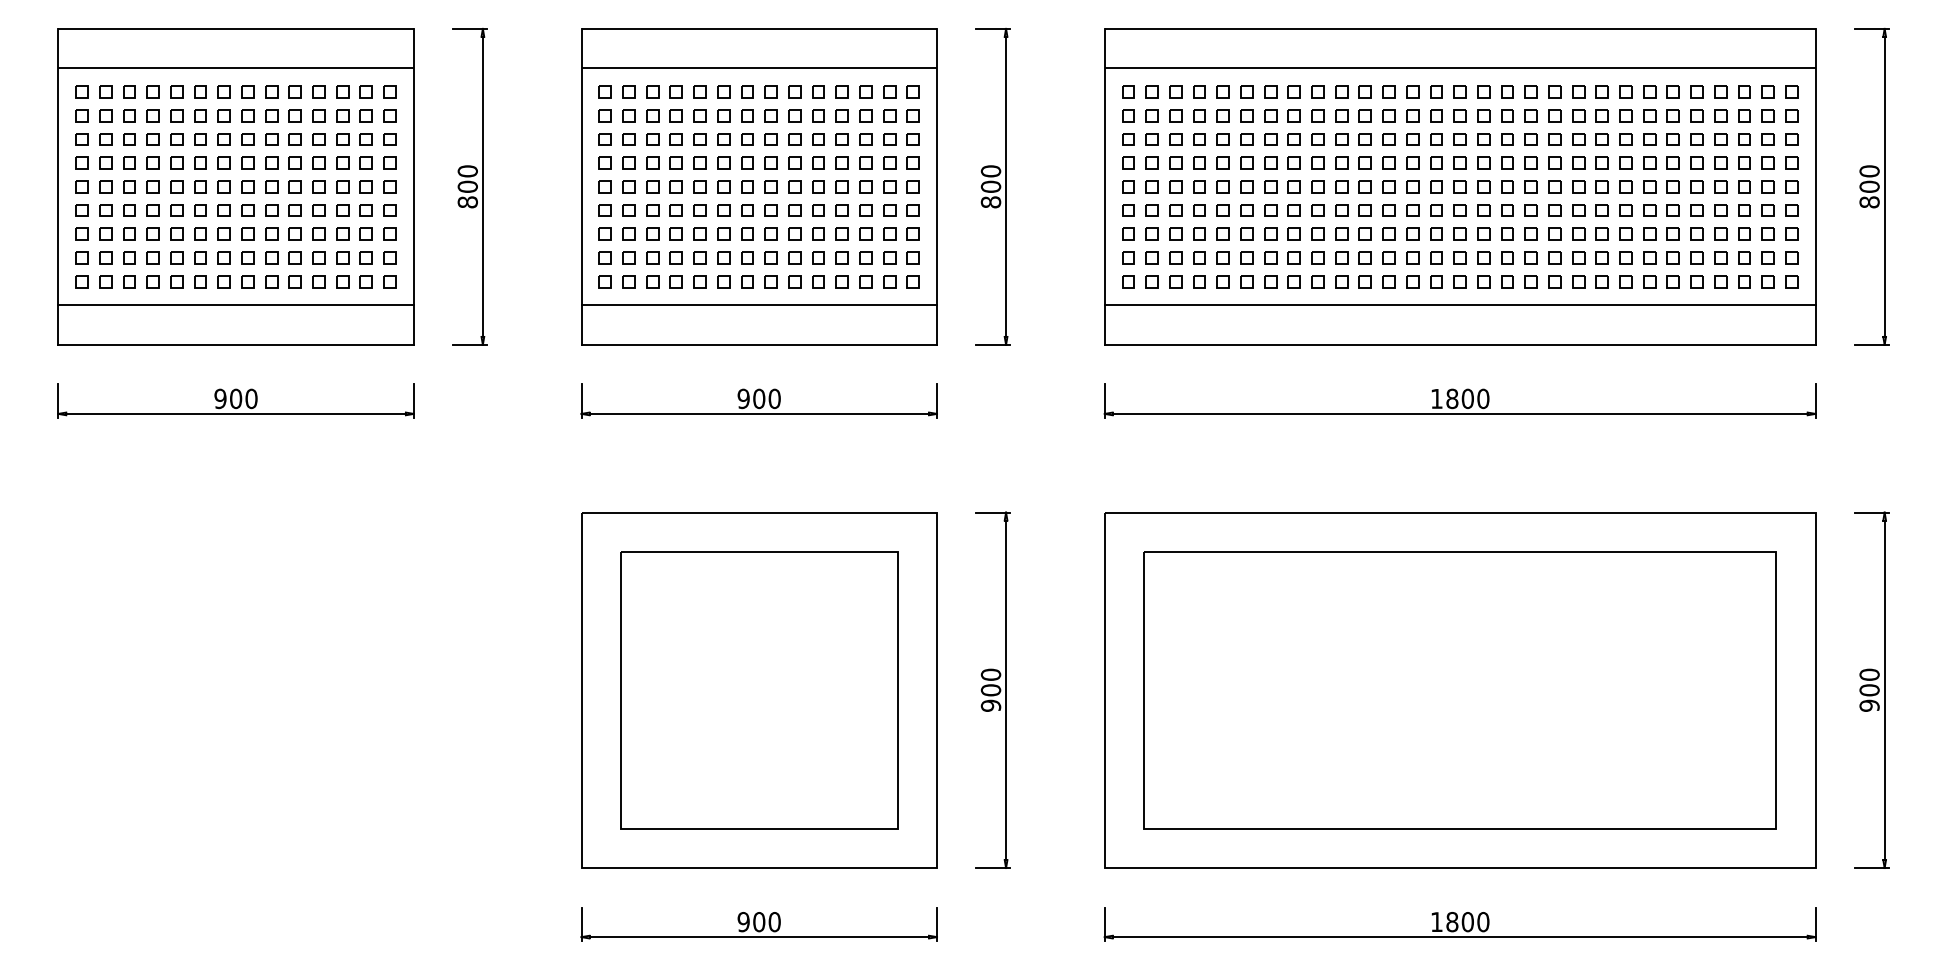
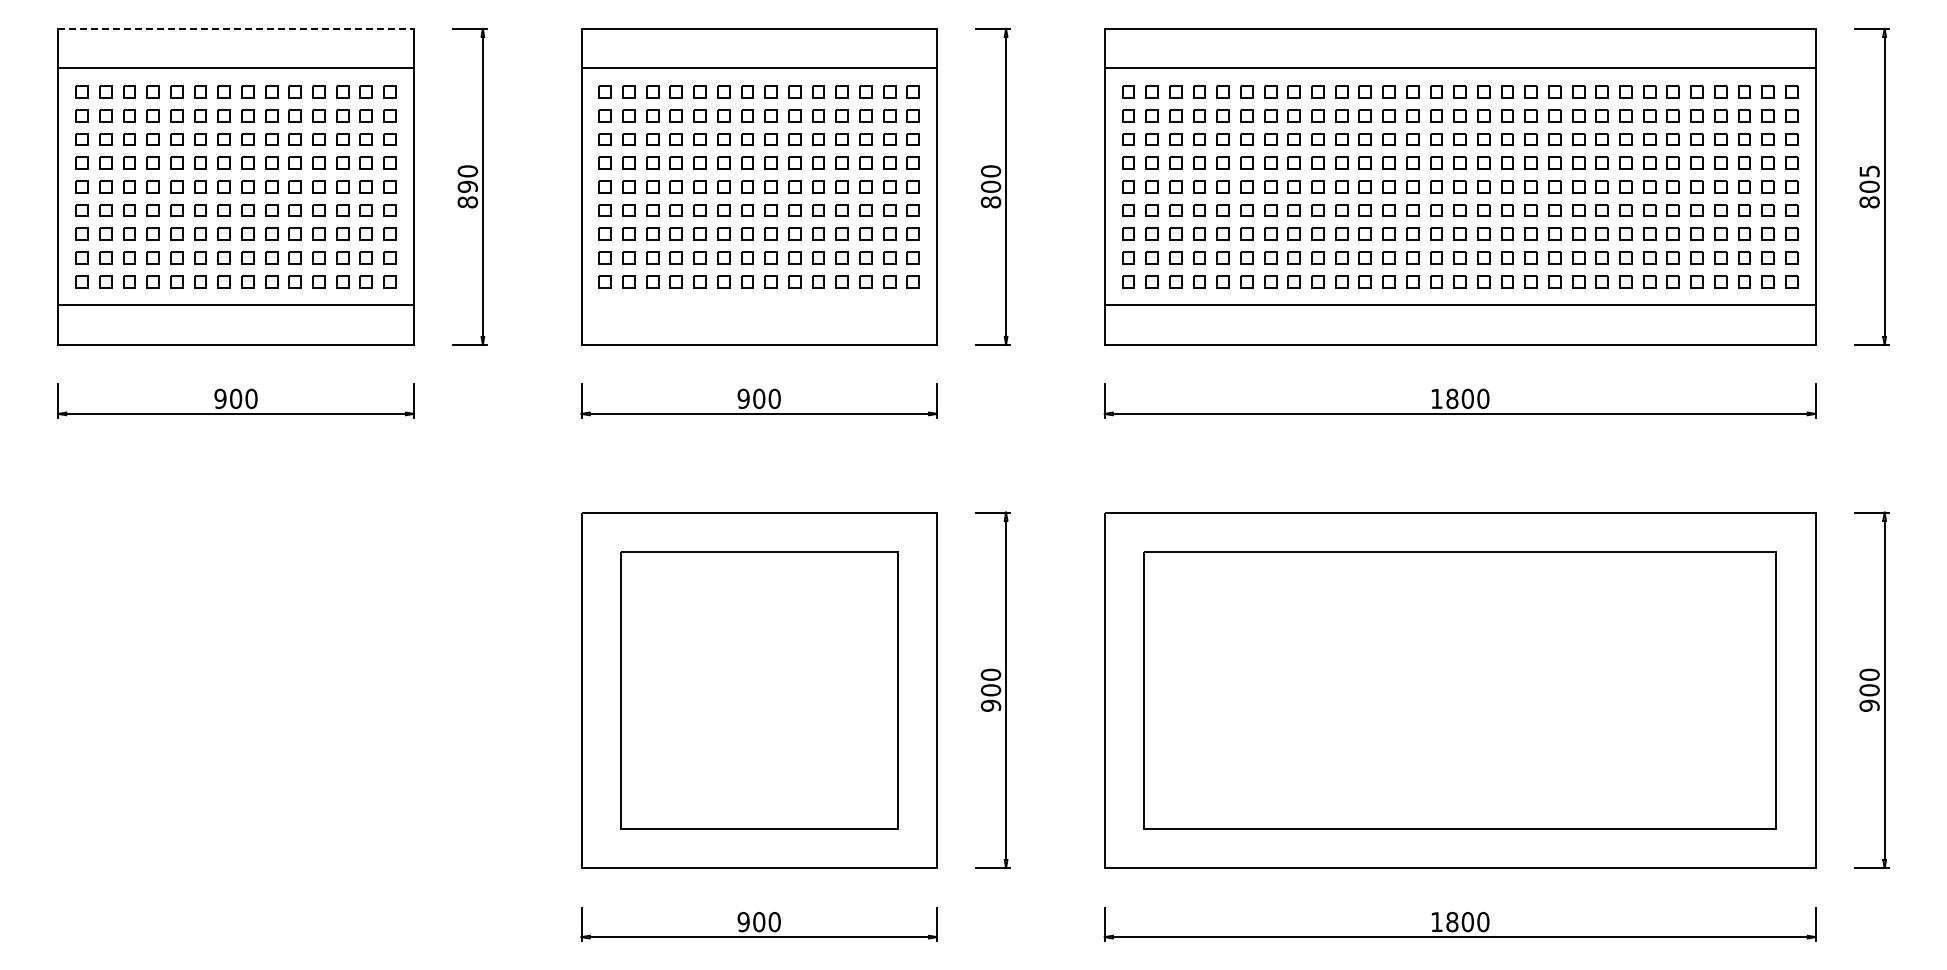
line: solid -> dashed (236, 28)
text: 800 -> 805 (1869, 171)
text: 800 -> 890 (467, 186)
line: present -> none (758, 305)
